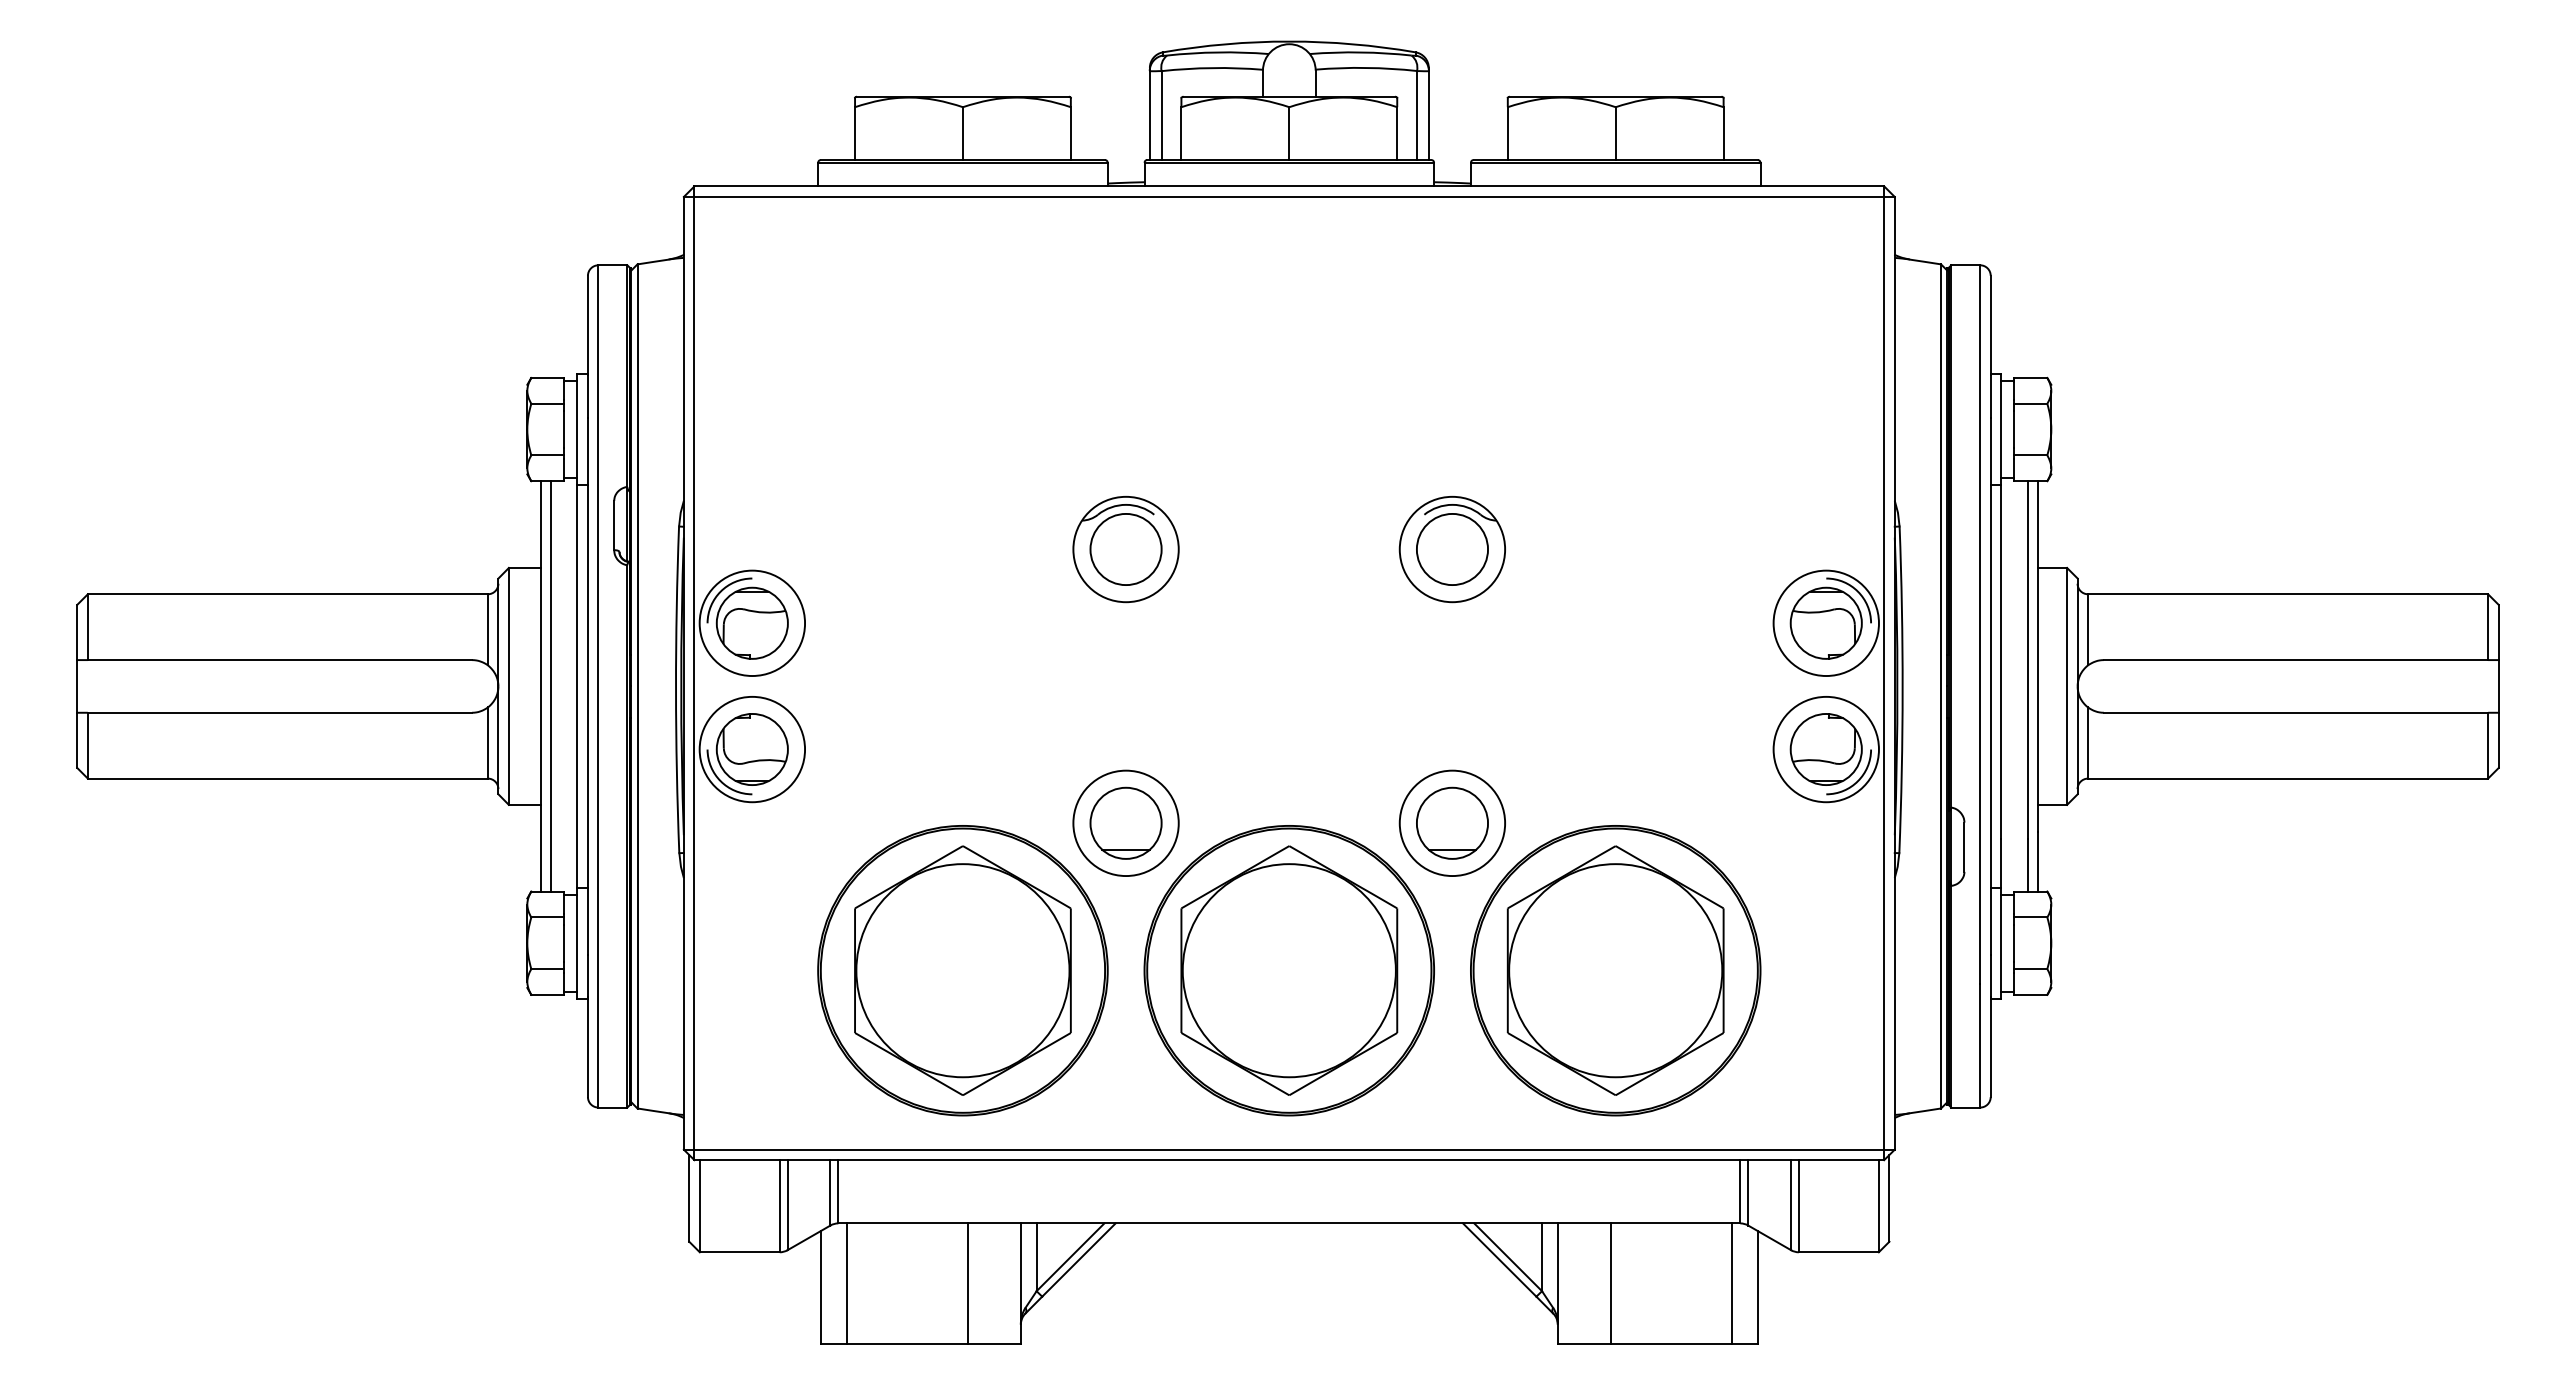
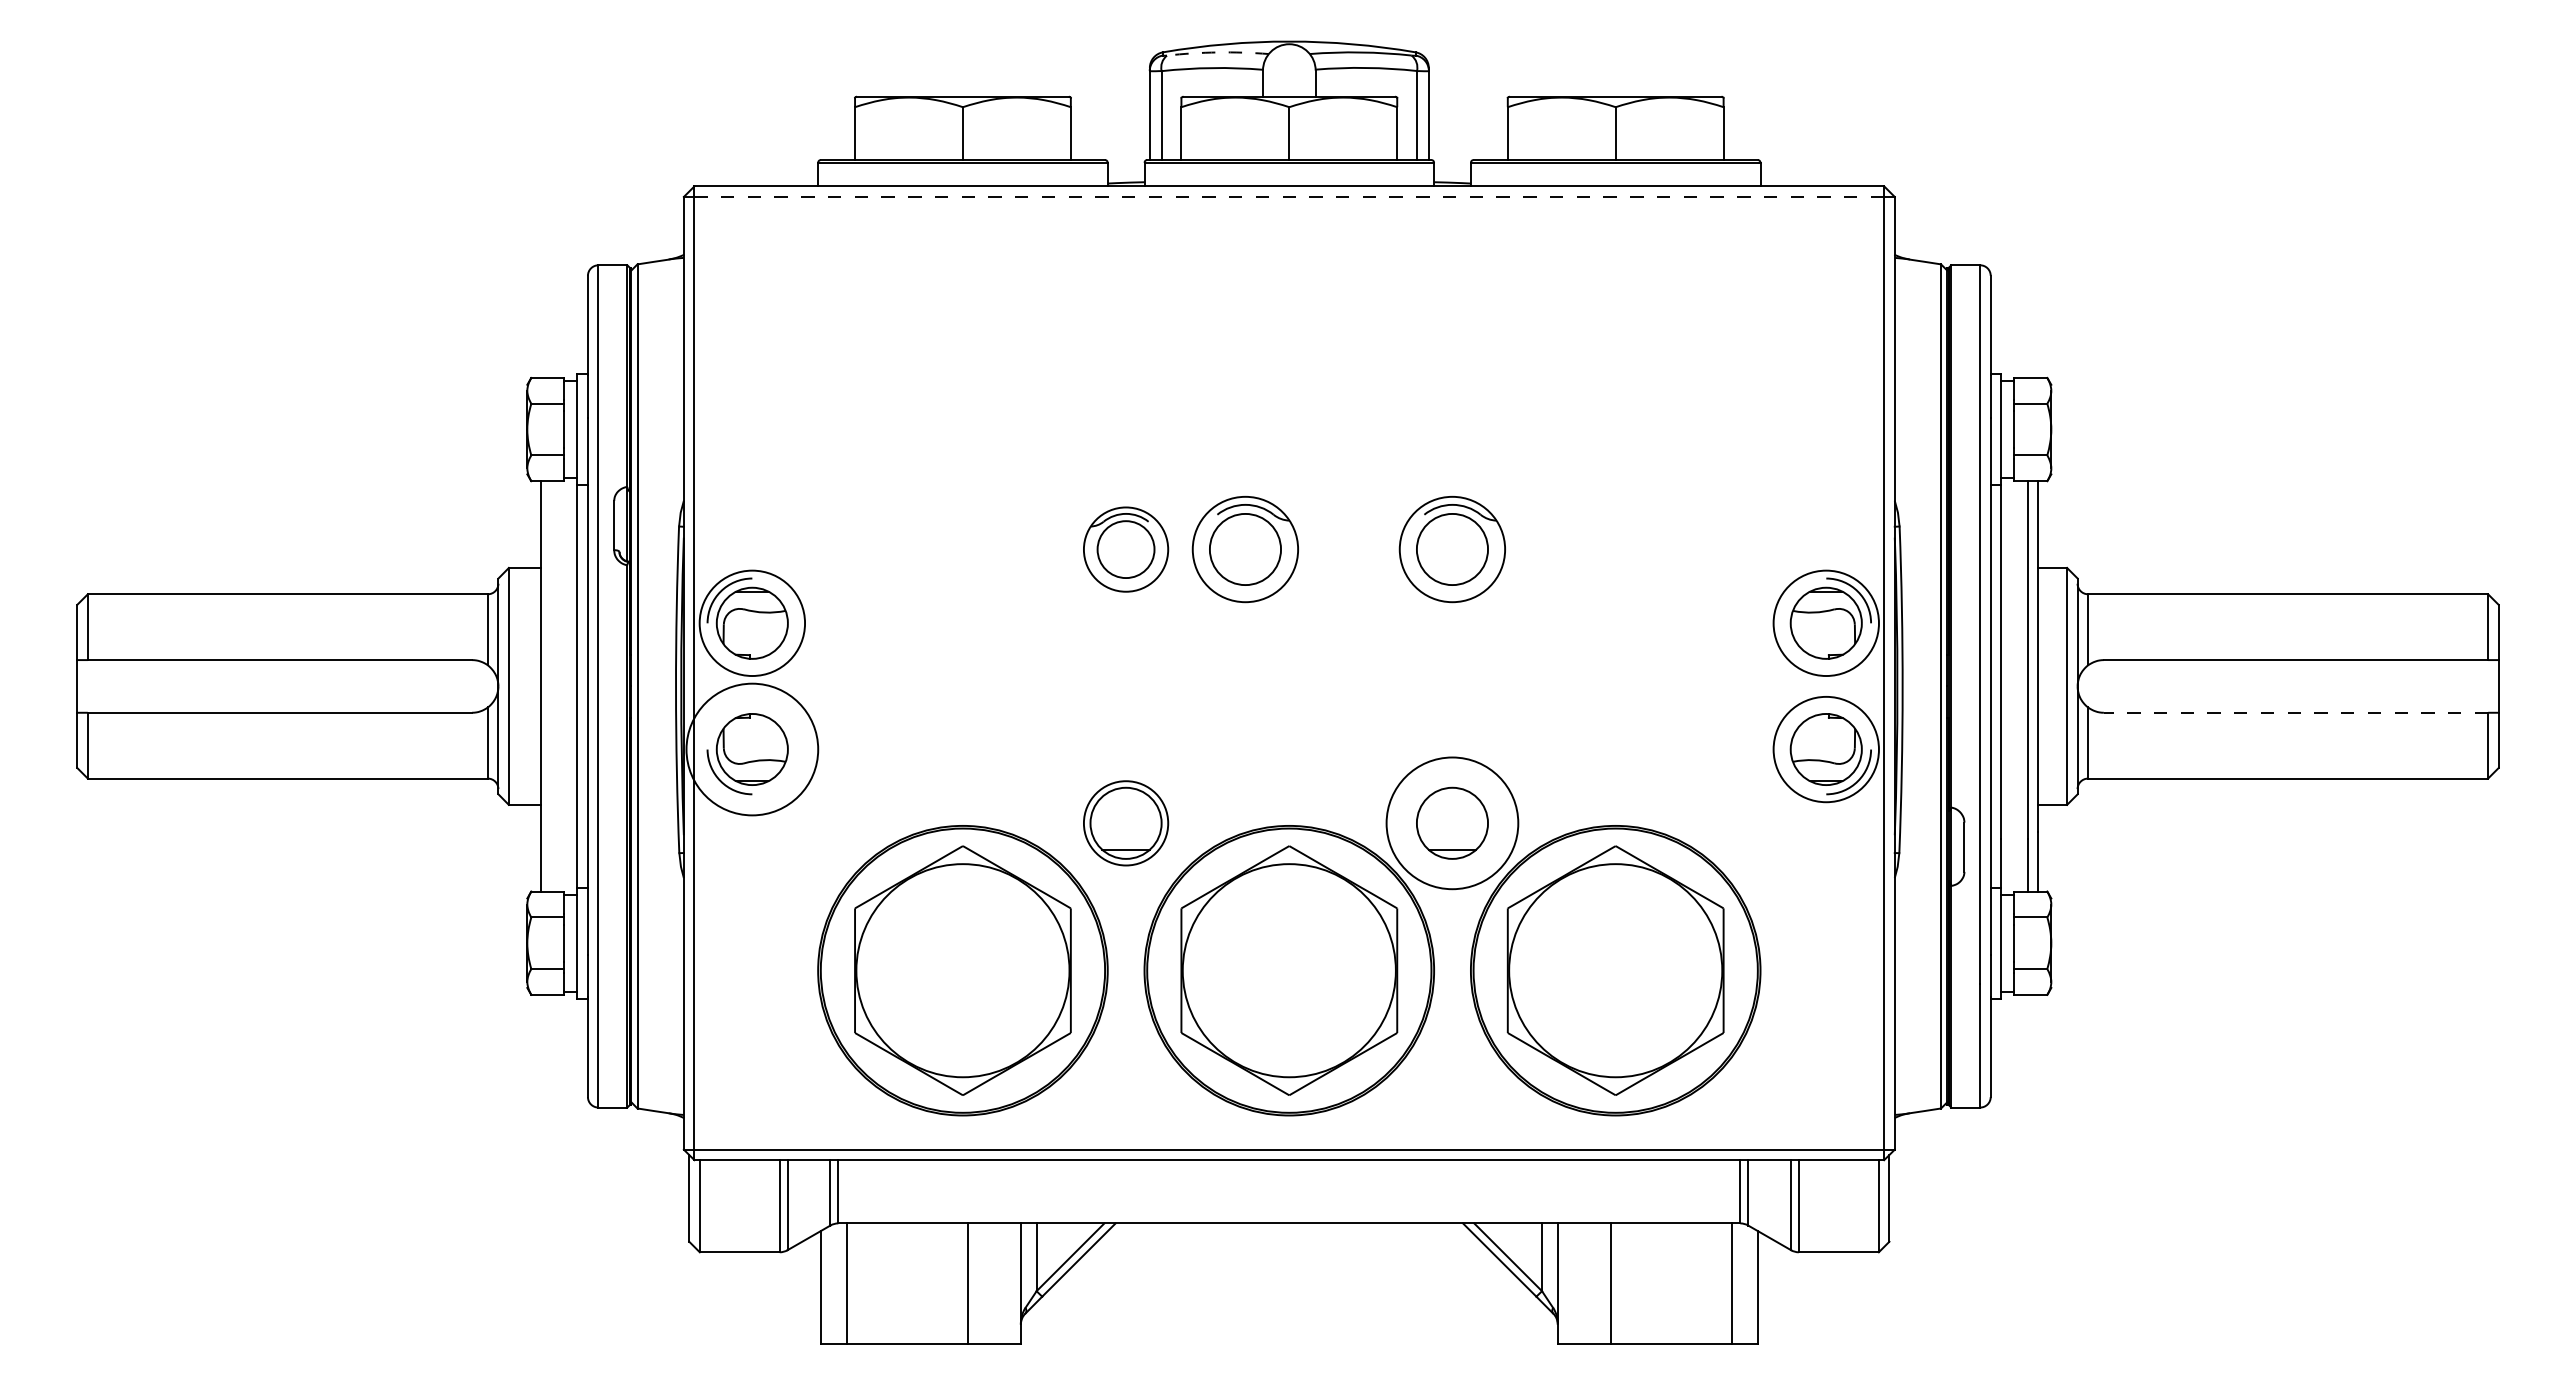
arc: solid -> dashed (1217, 52)
line: solid -> dashed (1289, 196)
part size: 108x108 px -> 87x87 px (1126, 549)
part: none -> present (1244, 549)
line: present -> none (551, 686)
line: solid -> dashed (2295, 712)
circle diameter: 105 px -> 132 px (752, 749)
circle diameter: 105 px -> 84 px (1125, 823)
circle diameter: 105 px -> 132 px (1452, 823)
